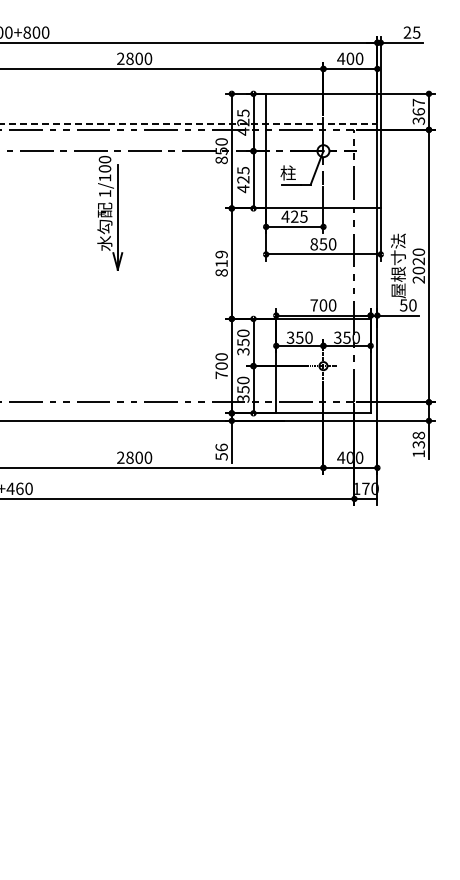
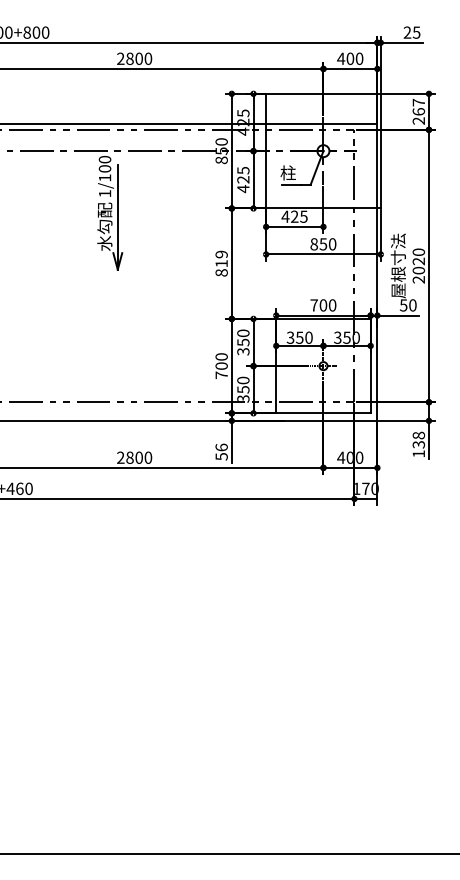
text: 367 -> 267 (419, 120)
line: dashed -> solid (189, 124)
line: none -> present (229, 853)
